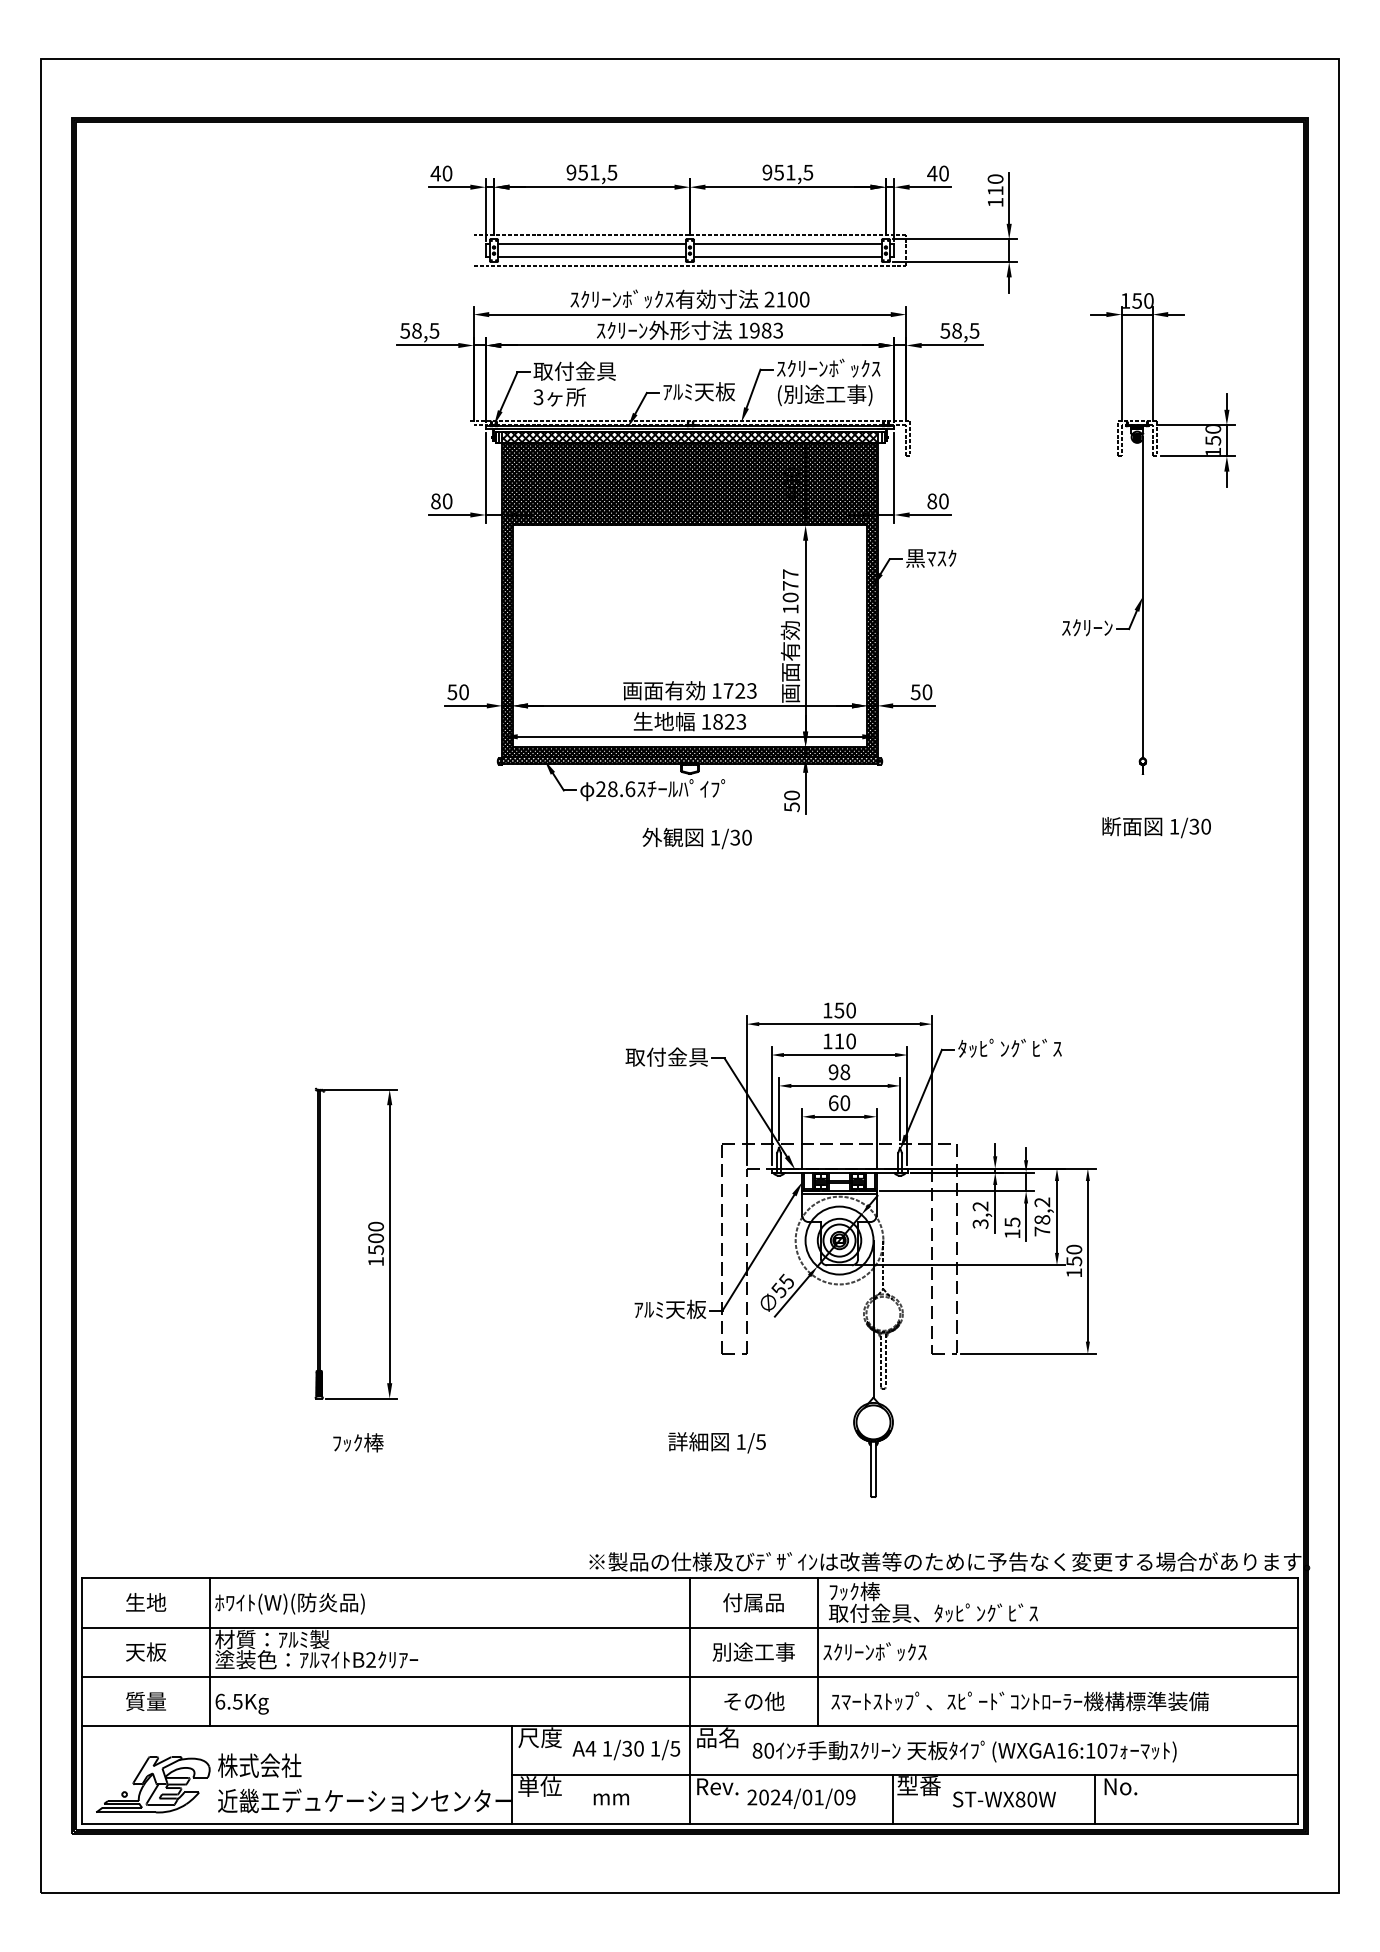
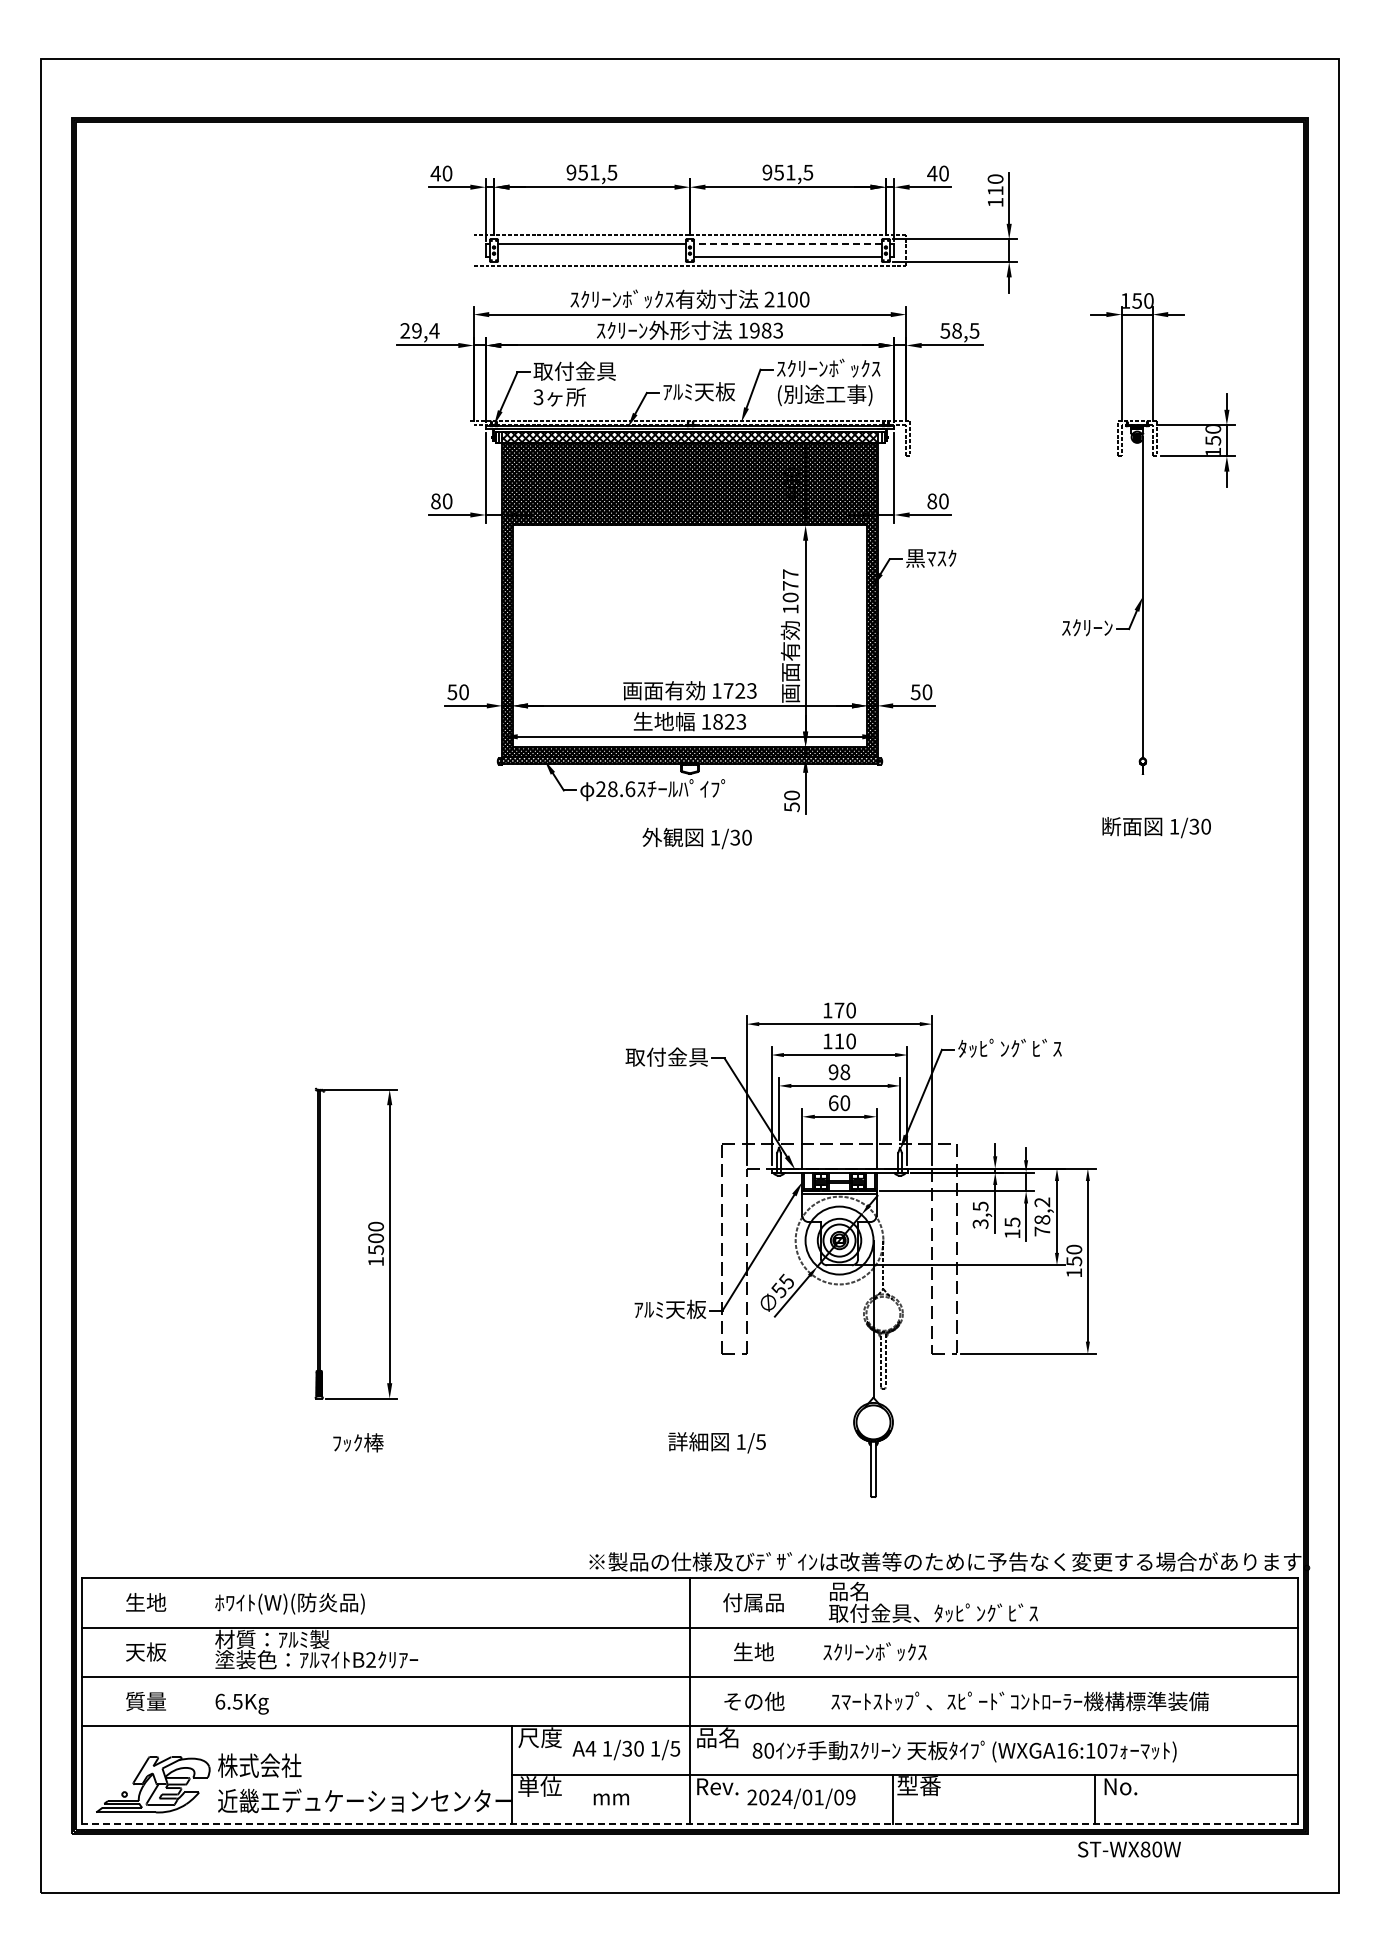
line: solid -> dashed (787, 244)
line: present -> none (591, 256)
text: 58,5 -> 29,4 (419, 330)
text: 150 -> 170 (839, 1010)
text: 3,2 -> 3,5 (980, 1206)
text: ﾌｯｸ棒 -> 品名 (854, 1591)
text: 別途工事 -> 生地 (753, 1651)
line: present -> none (209, 1652)
line: present -> none (817, 1652)
text position: (1004, 1799) -> (1129, 1849) (1129, 1849)
line: solid -> dashed (689, 1823)
